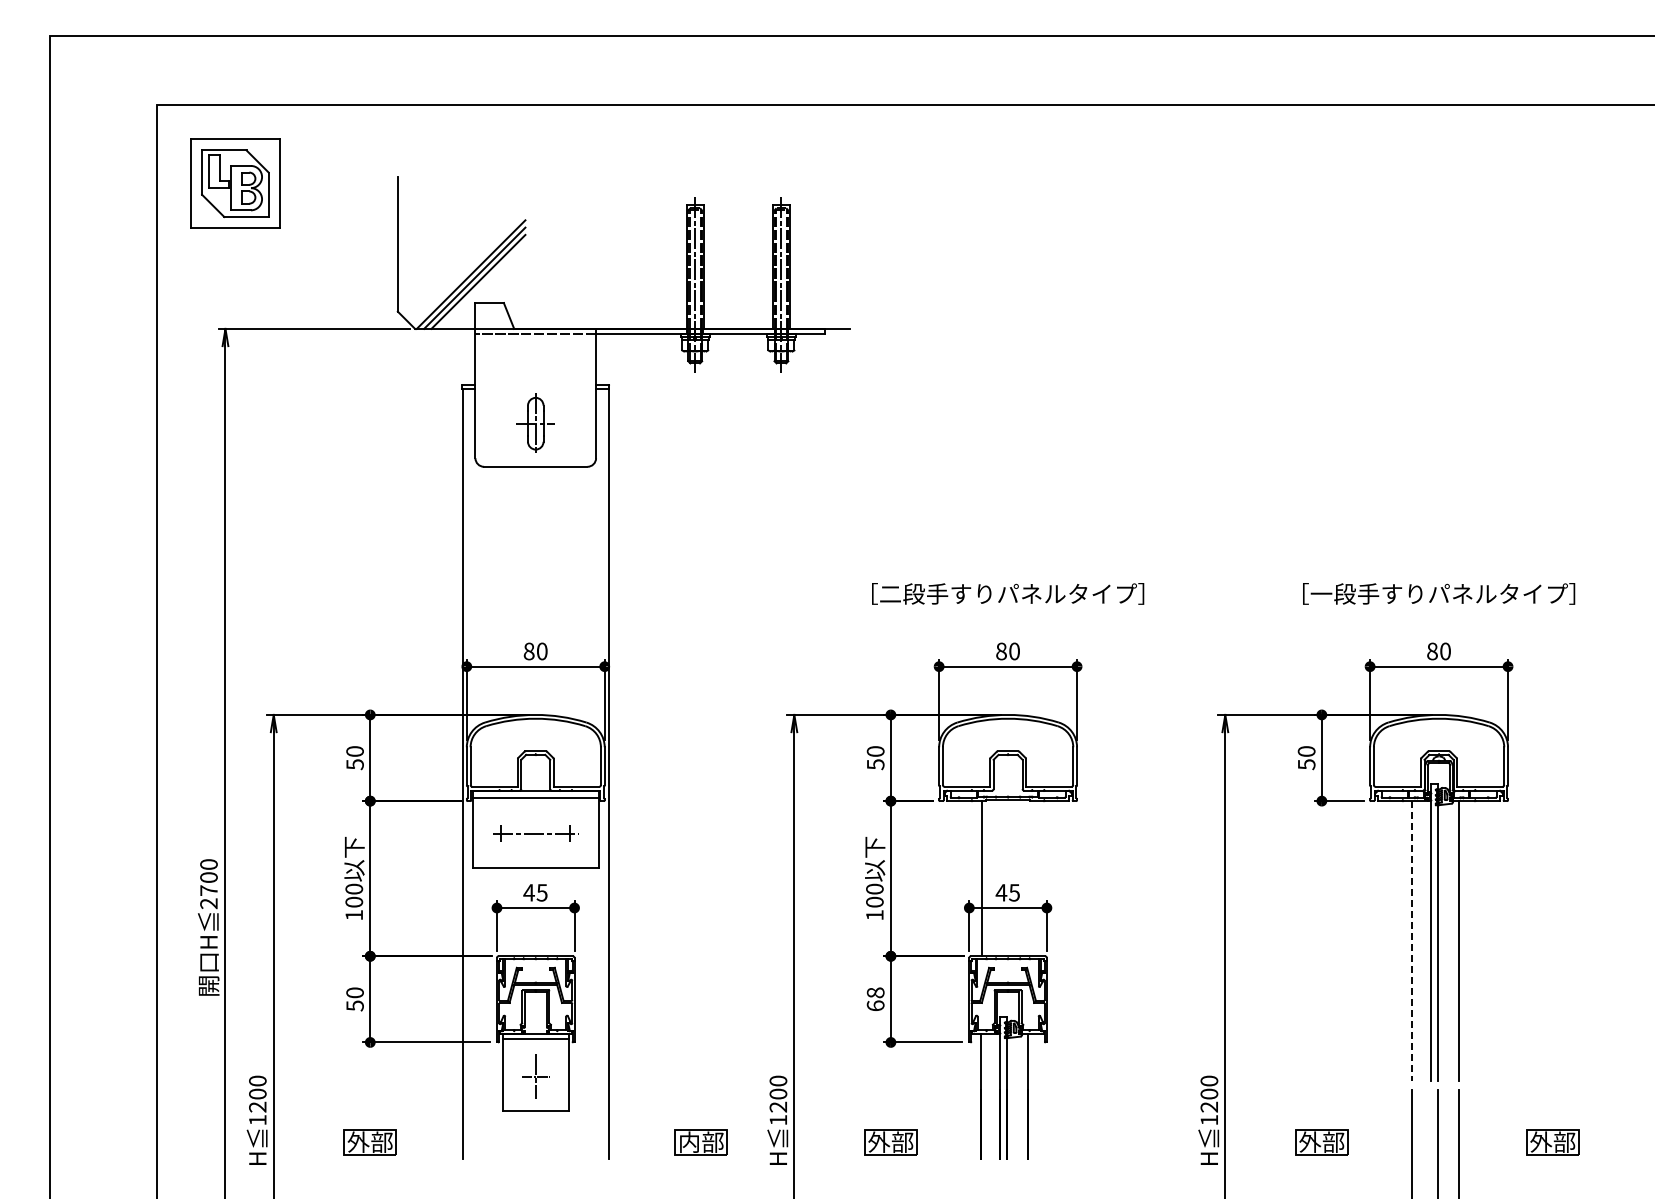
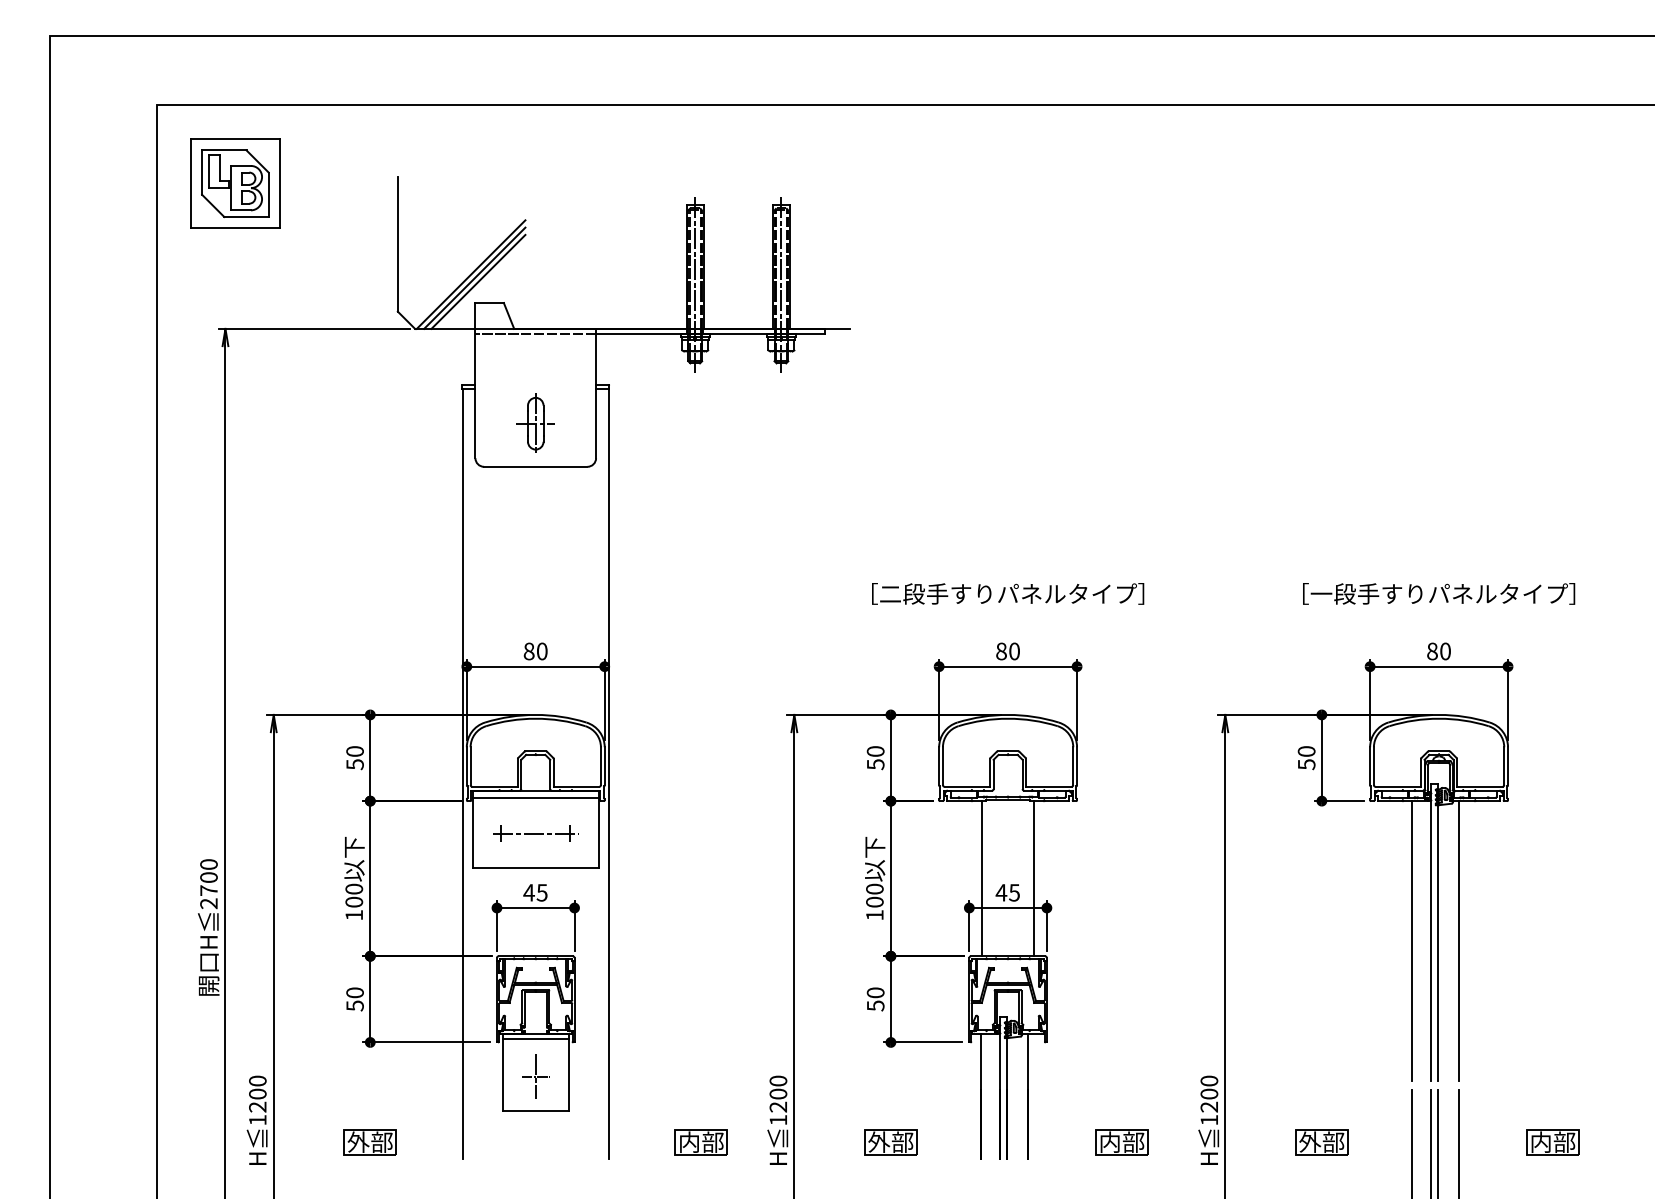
line: none -> present (1033, 878)
line: dashed -> solid (1412, 941)
text: 68 -> 50 (875, 999)
text: 外部 -> 内部 (1541, 1141)
part: none -> present (1121, 1142)
line: none -> present (1430, 1142)
